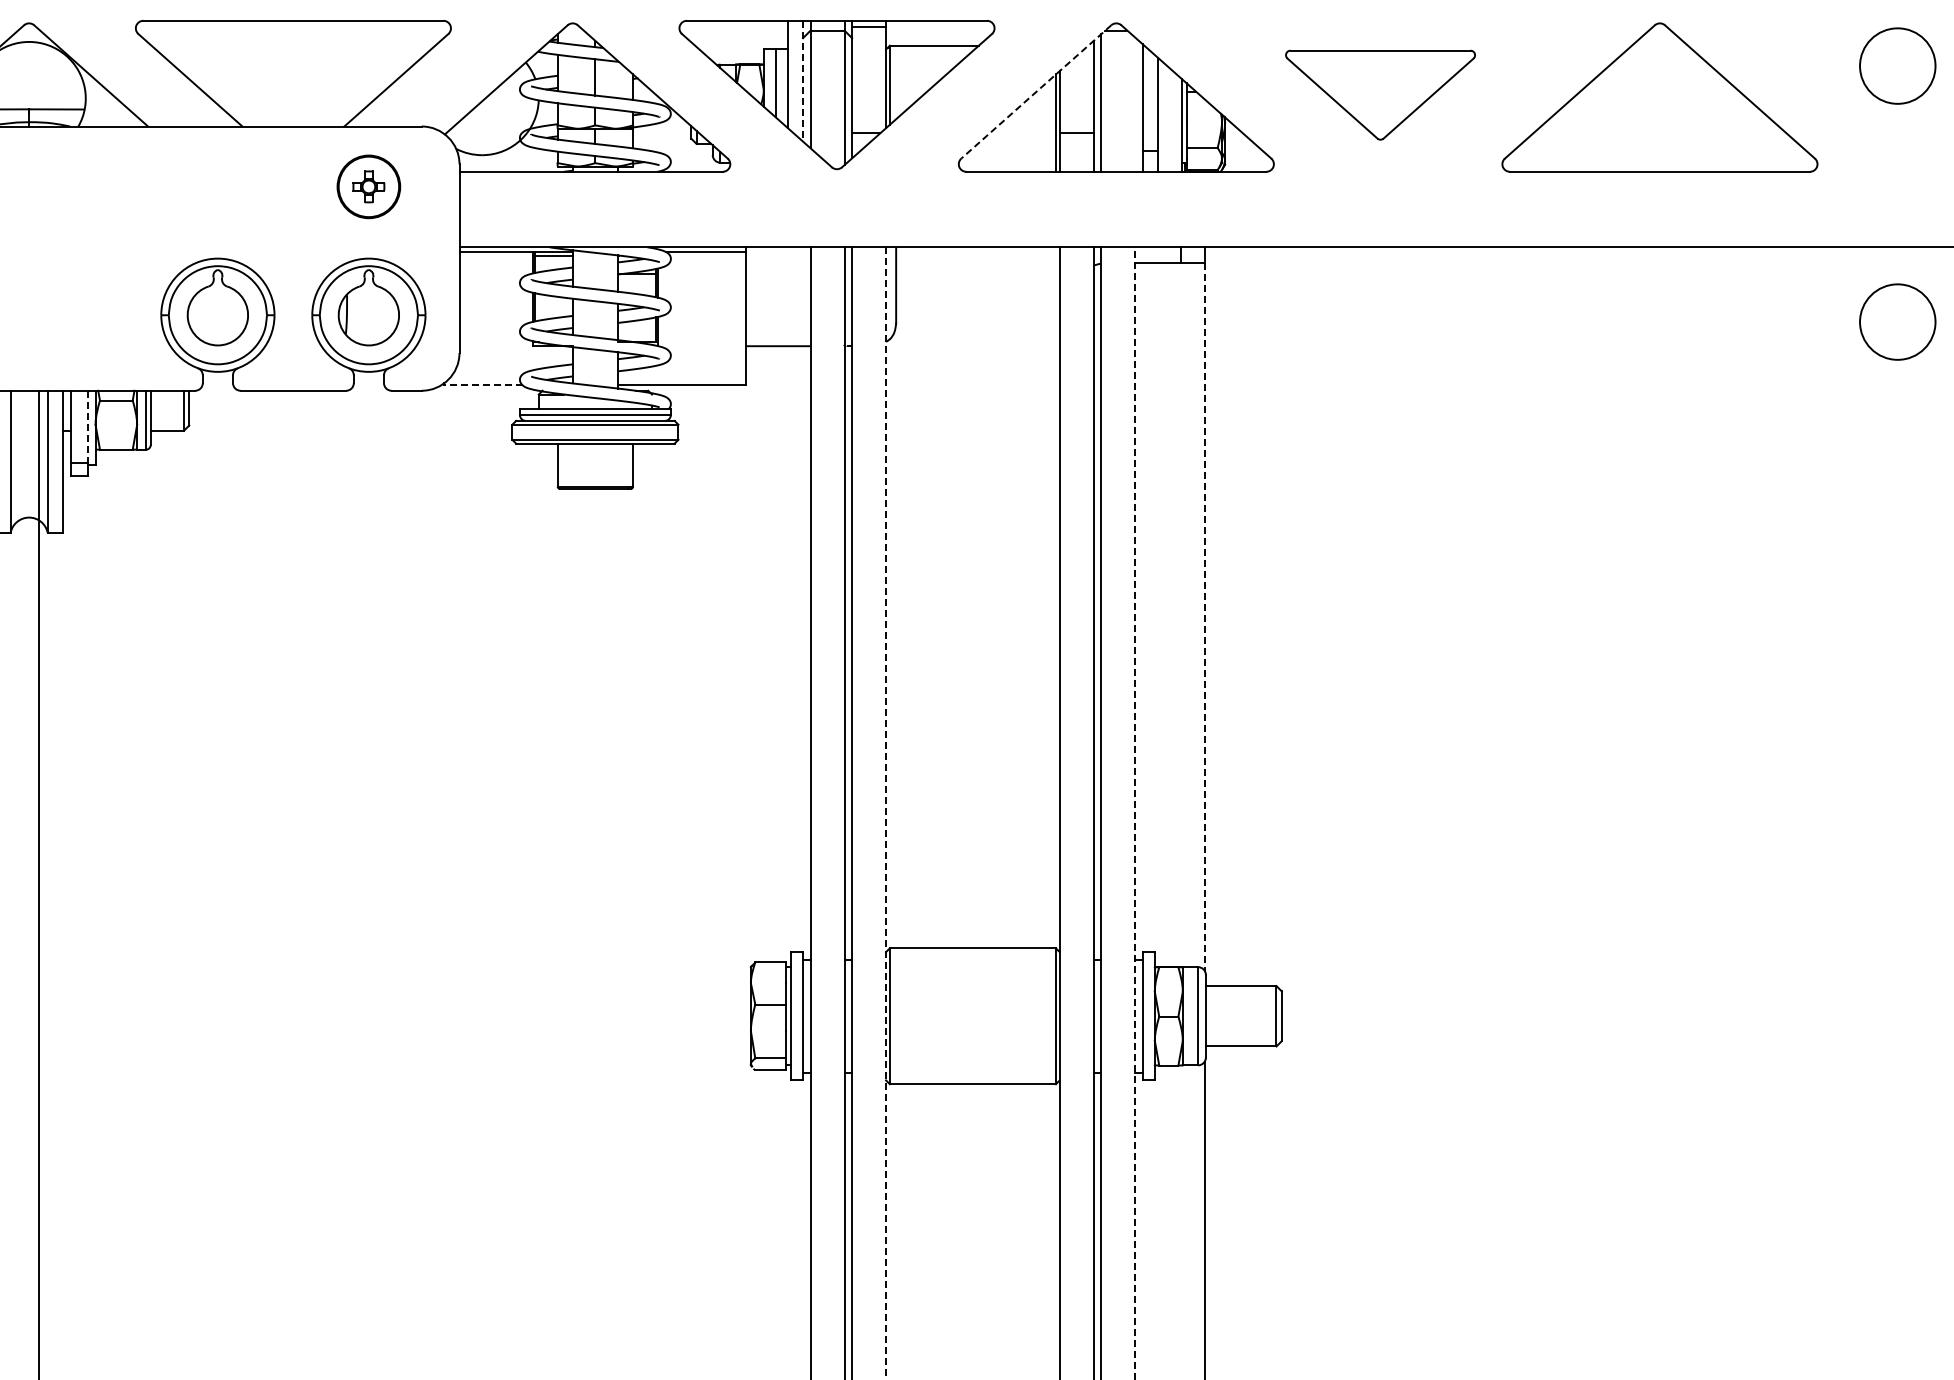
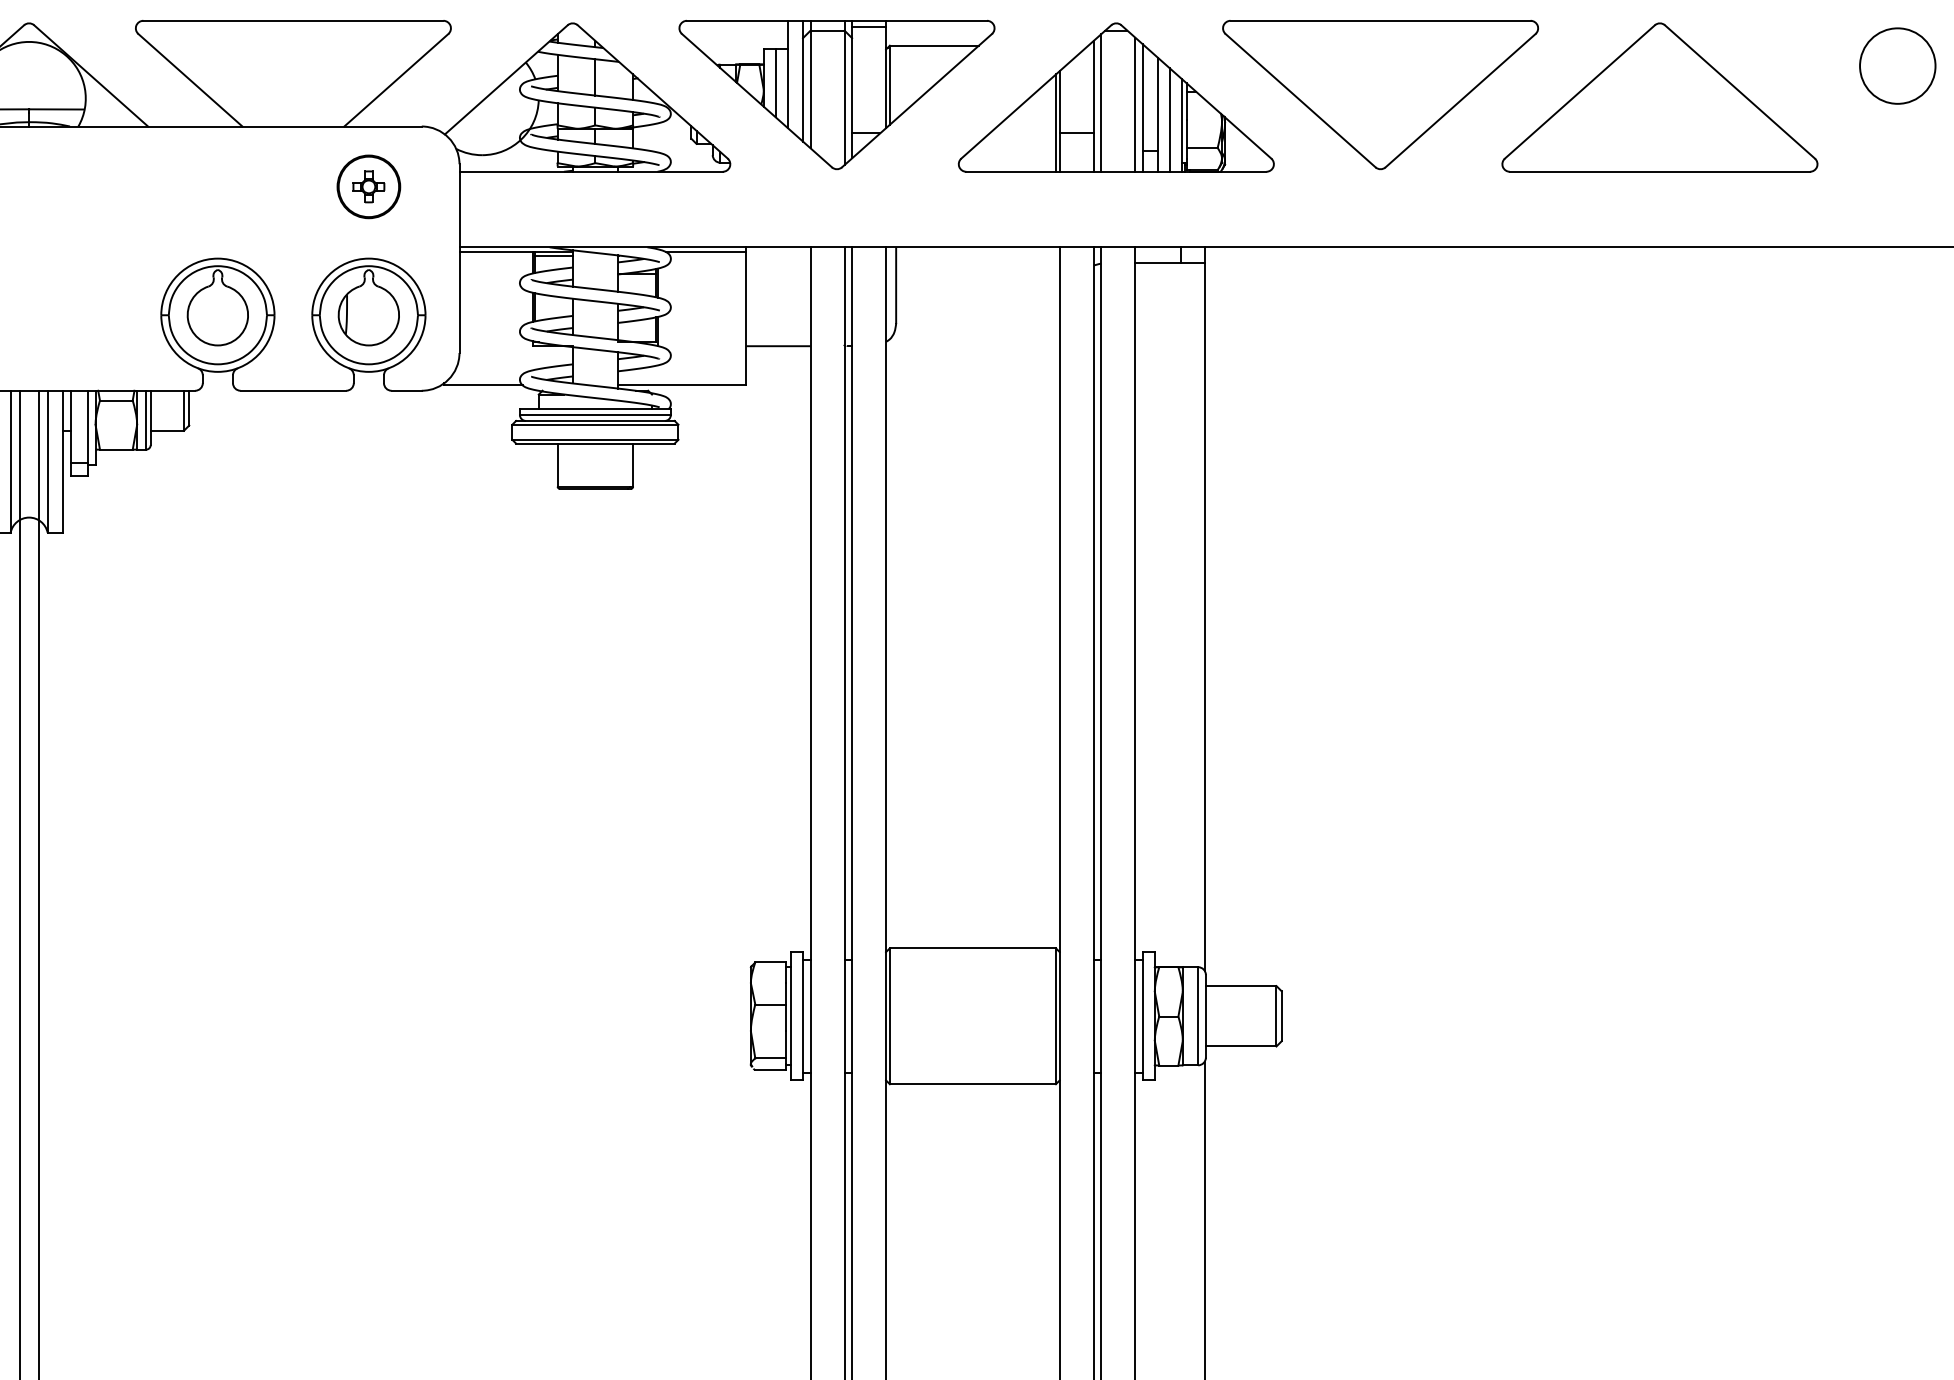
line: dashed -> solid (803, 81)
line: dashed -> solid (1035, 92)
part size: 191x92 px -> 317x151 px (1380, 95)
line: none -> present (1135, 104)
line: none -> present (1169, 119)
circle: present -> none (1897, 321)
line: dashed -> solid (483, 385)
line: dashed -> solid (88, 426)
line: dashed -> solid (1204, 617)
line: dashed -> solid (886, 813)
line: dashed -> solid (1135, 813)
line: none -> present (19, 883)
